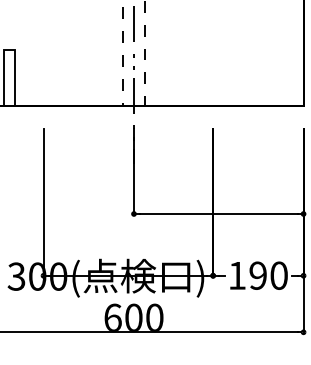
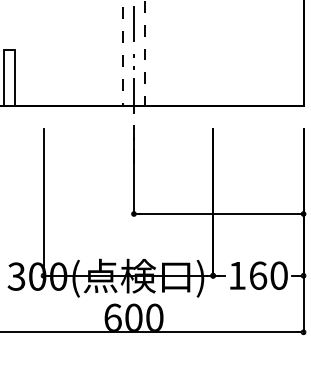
text: 190 -> 160 (258, 275)
